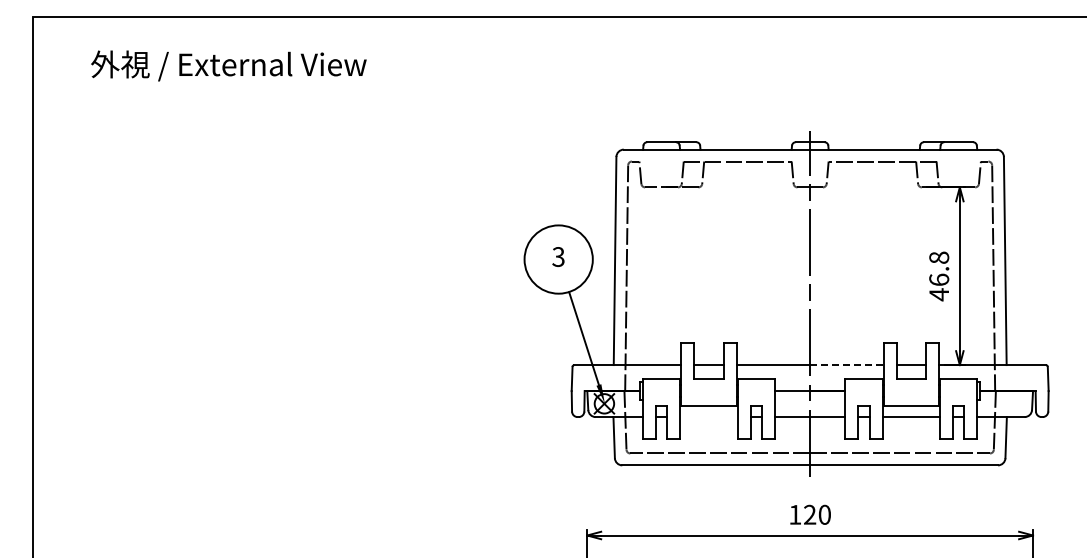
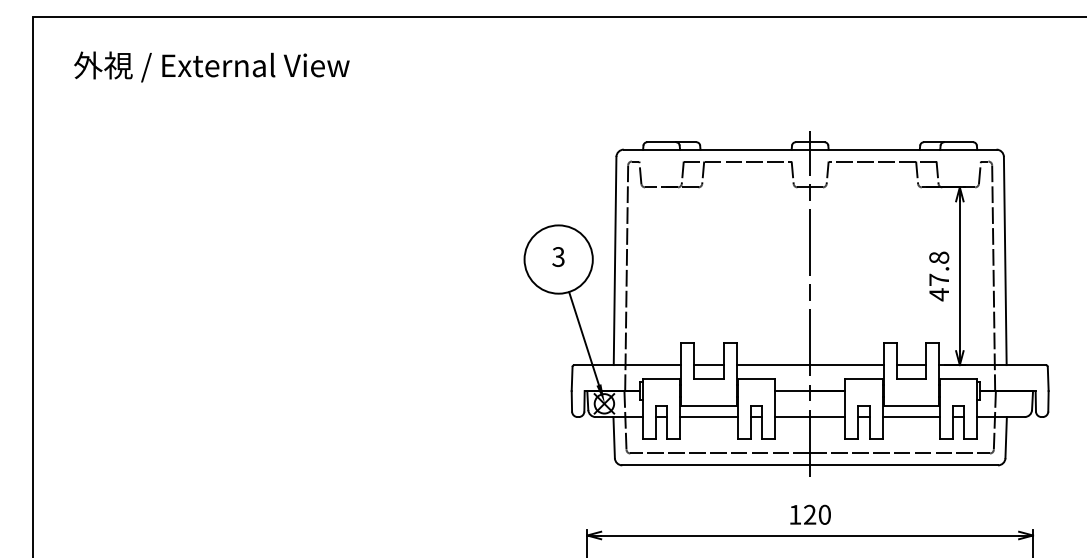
text position: (228, 65) -> (211, 66) (211, 66)
text: 46.8 -> 47.8 (939, 279)
line: dashed -> solid (846, 365)
line: none -> present (708, 417)
